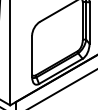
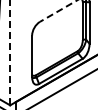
line: solid -> dashed (58, 11)
line: solid -> dashed (10, 52)
